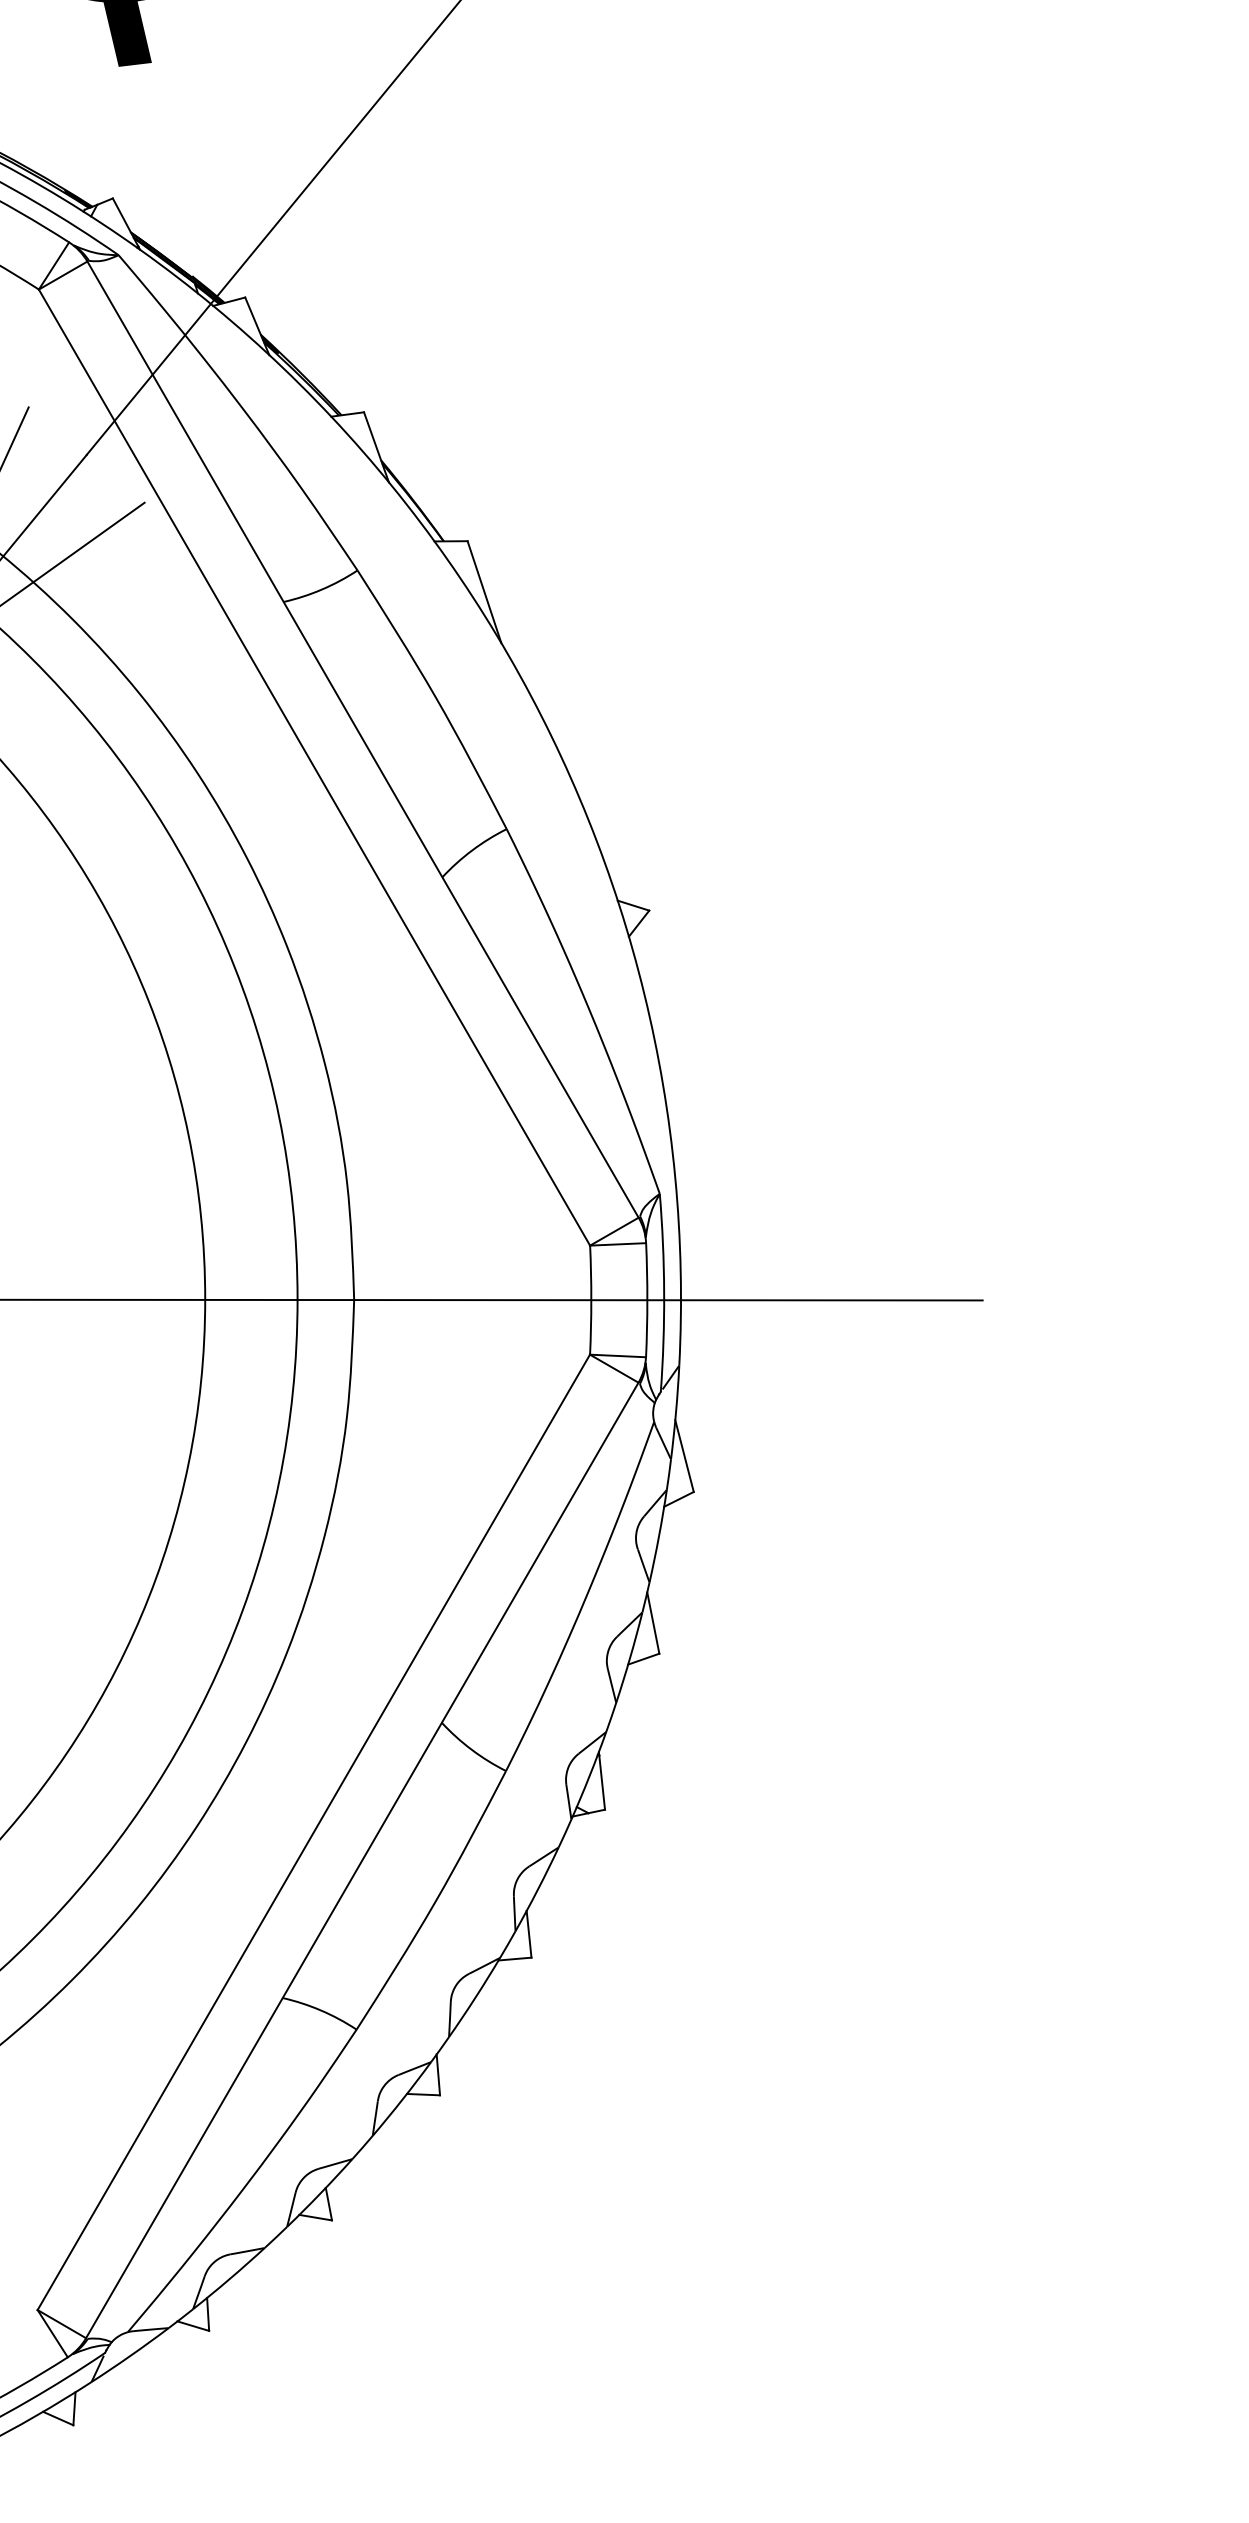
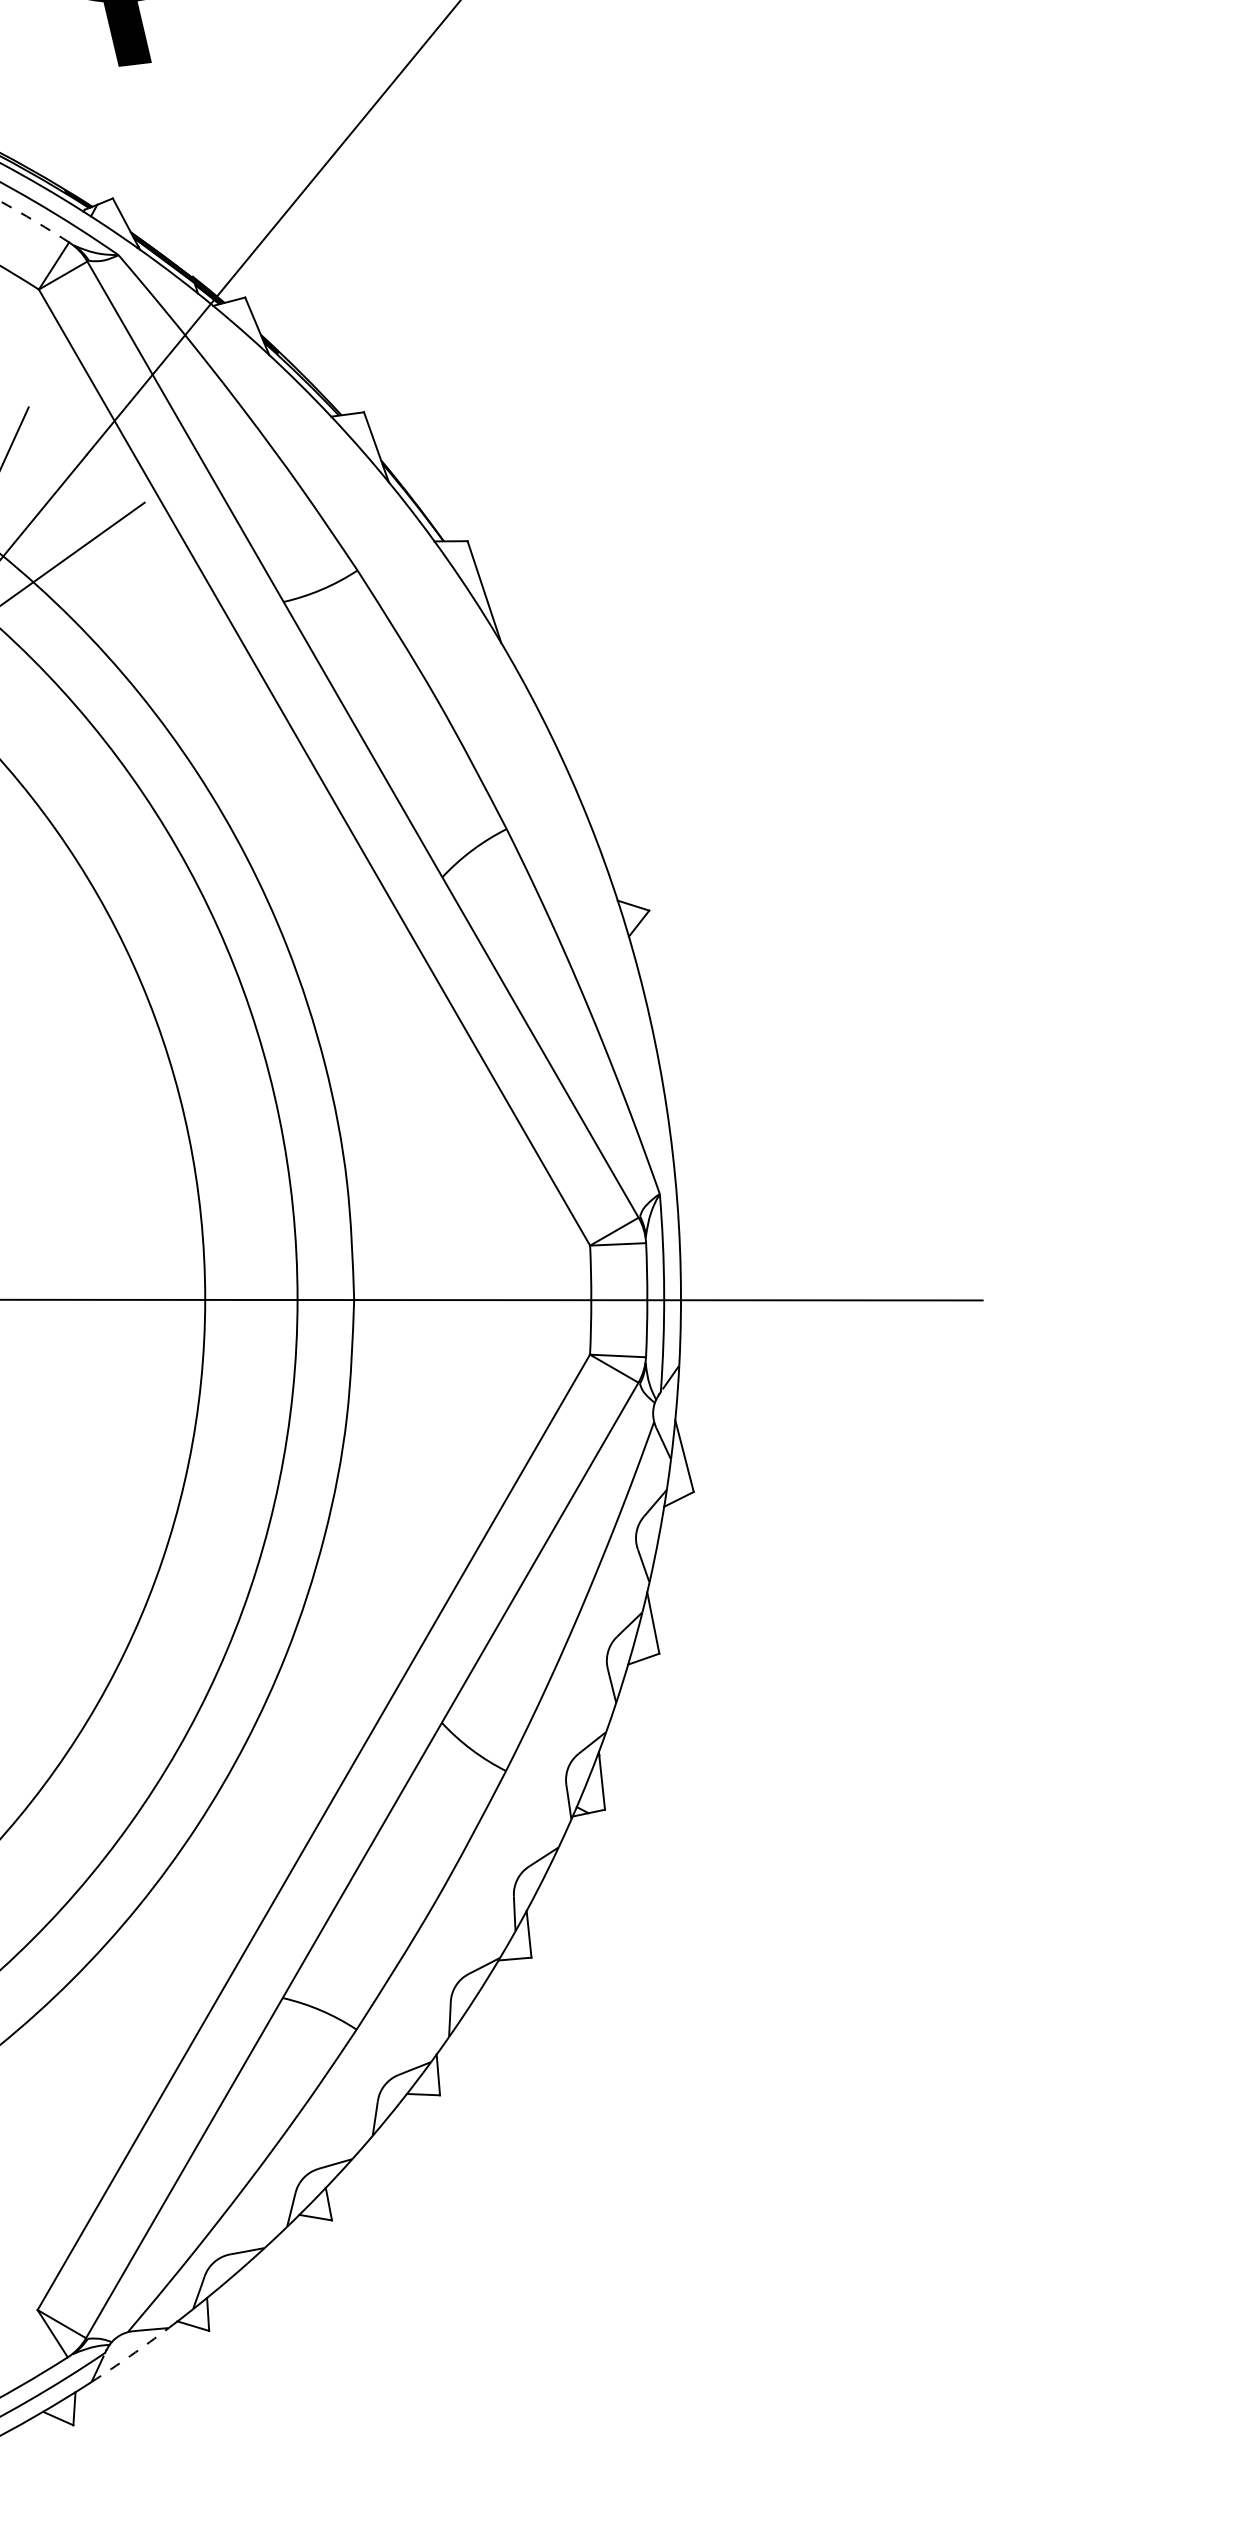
arc: solid -> dashed (34, 221)
arc: solid -> dashed (130, 2355)
